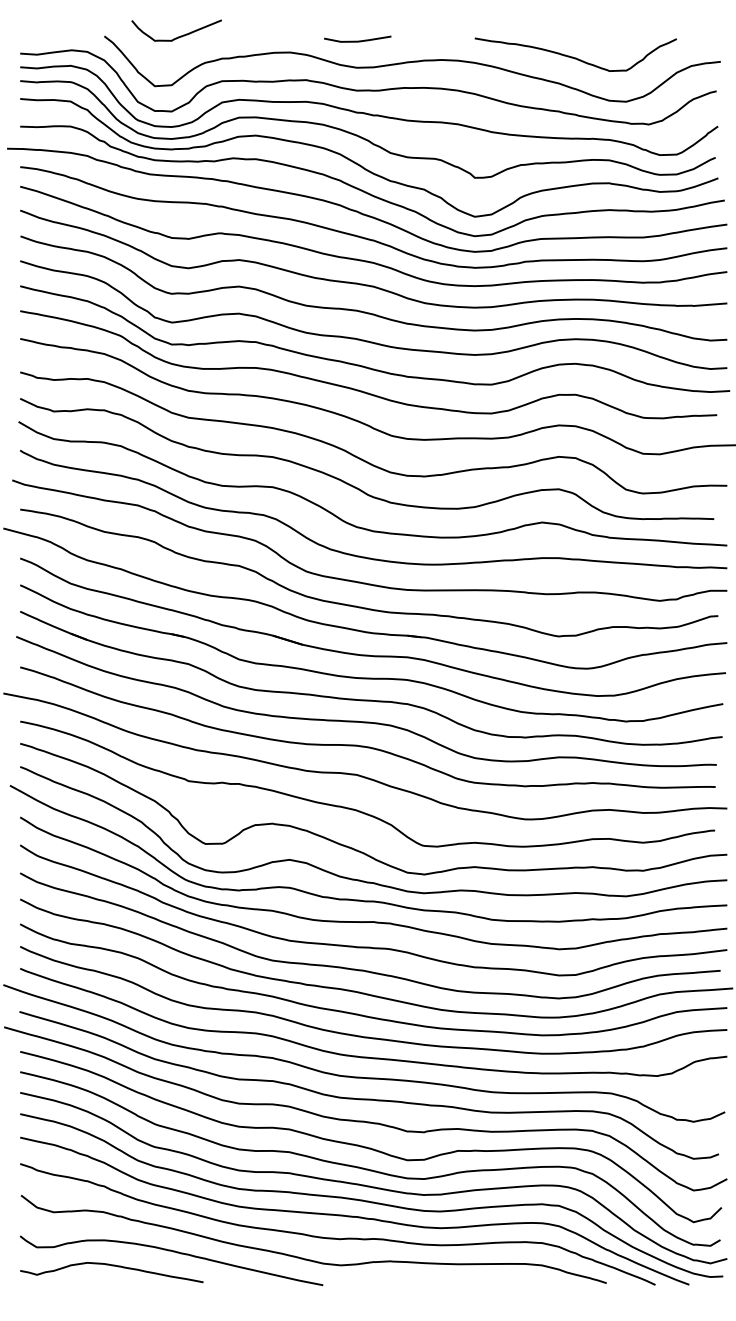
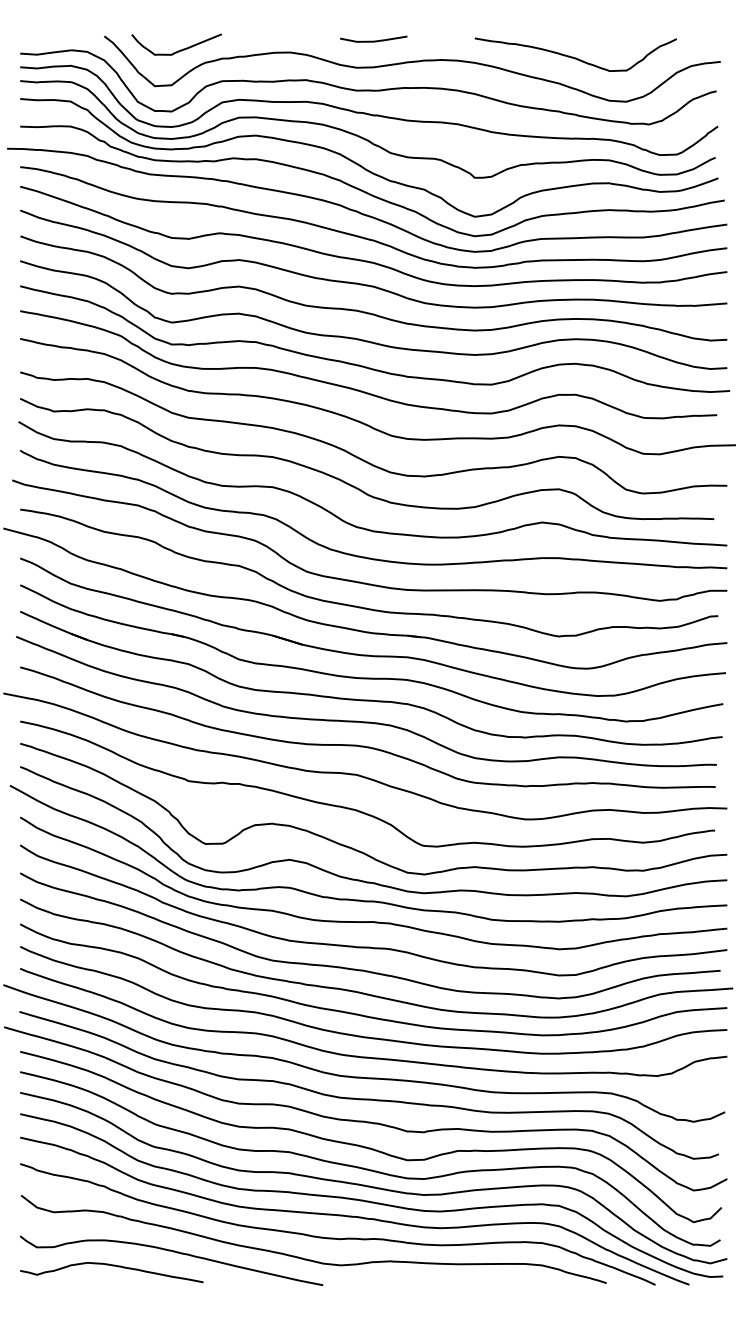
curve position: (178, 36) -> (178, 50) (178, 50)
line position: (357, 40) -> (373, 40) (373, 40)
